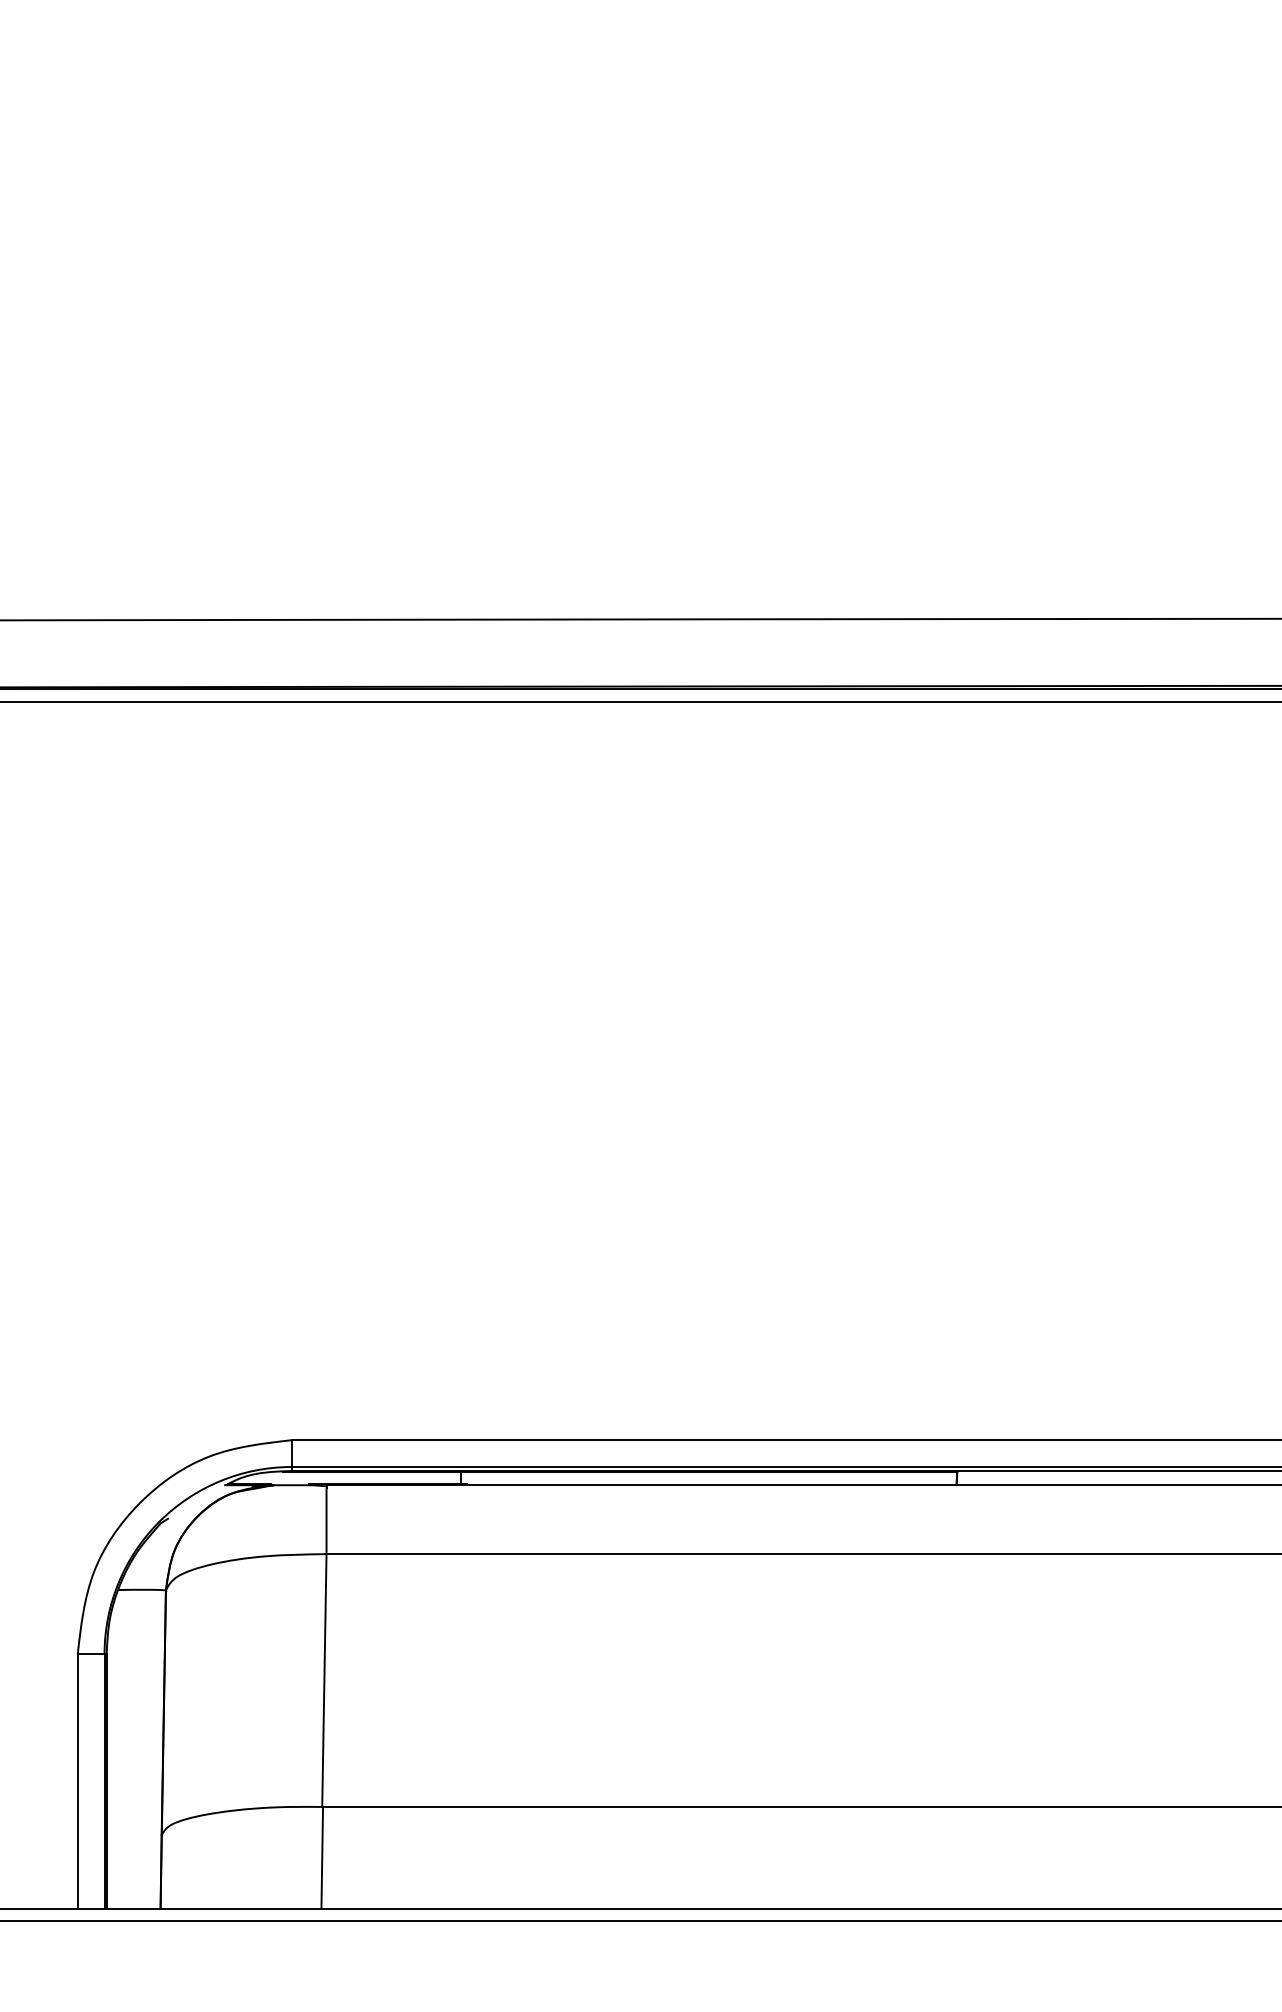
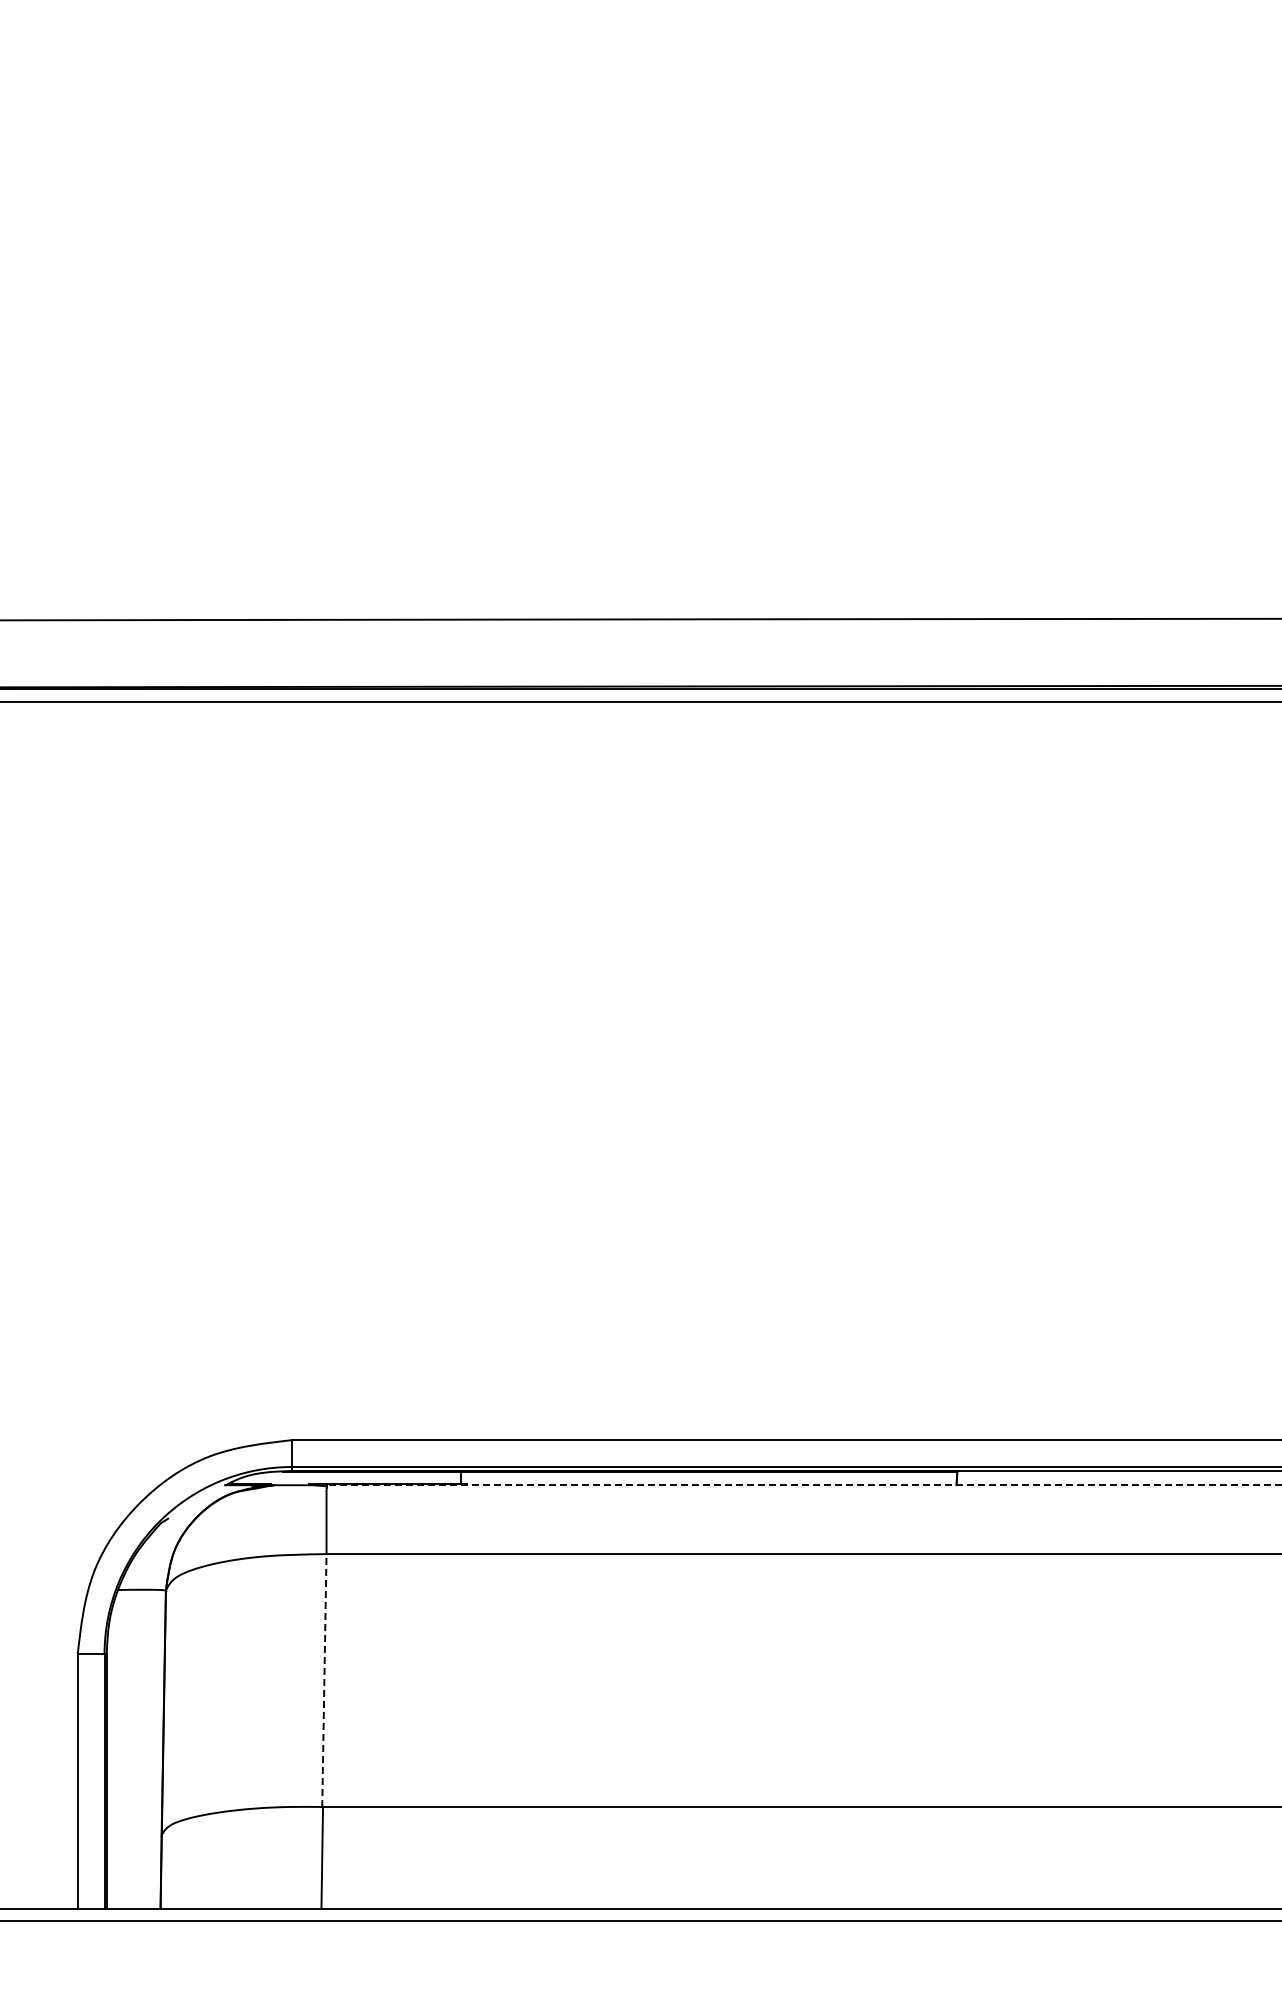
line: solid -> dashed (803, 1485)
line: solid -> dashed (324, 1680)
